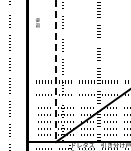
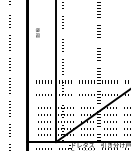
text position: (37, 22) -> (37, 32) (37, 32)
line: dashed -> solid (56, 71)
